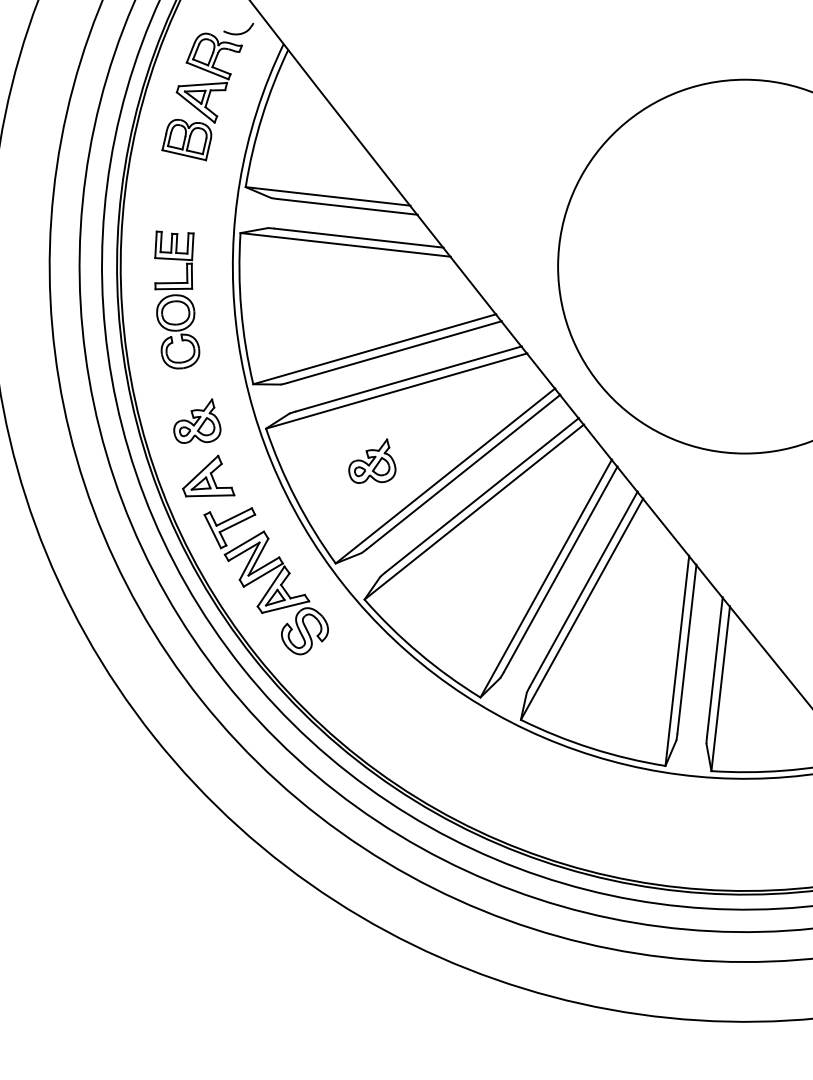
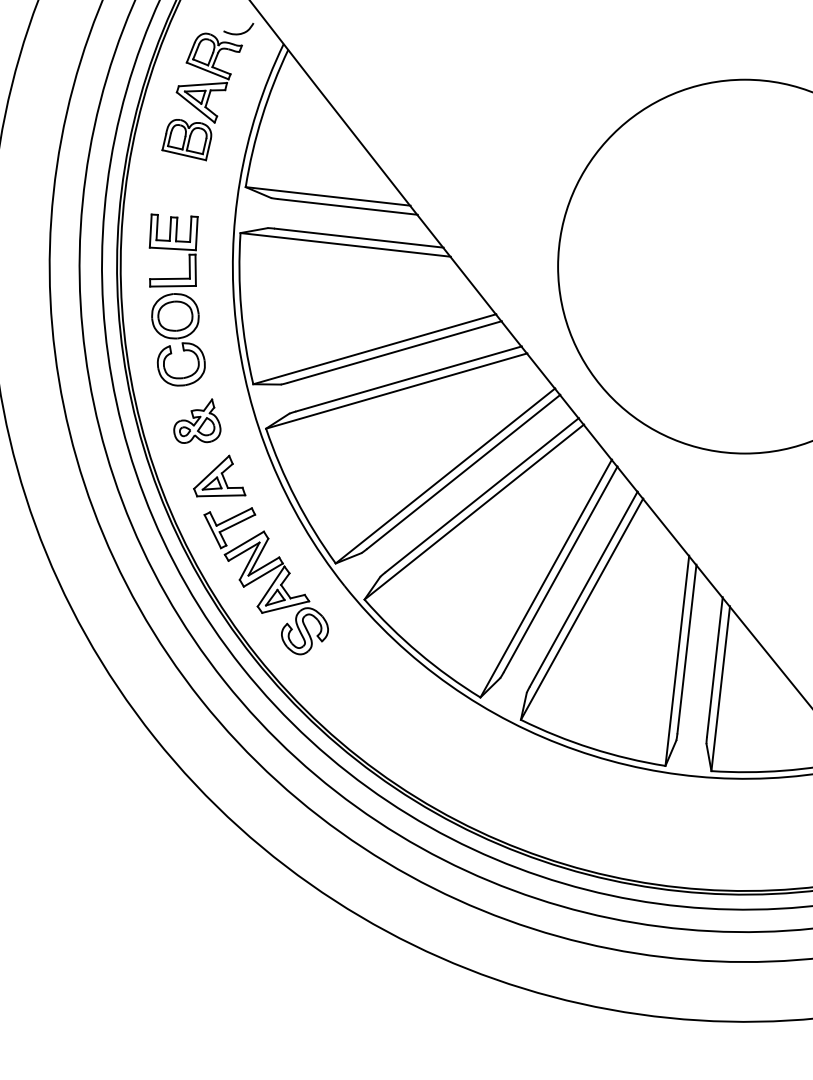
part size: 47x140 px -> 58x174 px (176, 299)
part: present -> none (372, 460)
part position: (208, 475) -> (219, 475) (219, 475)
